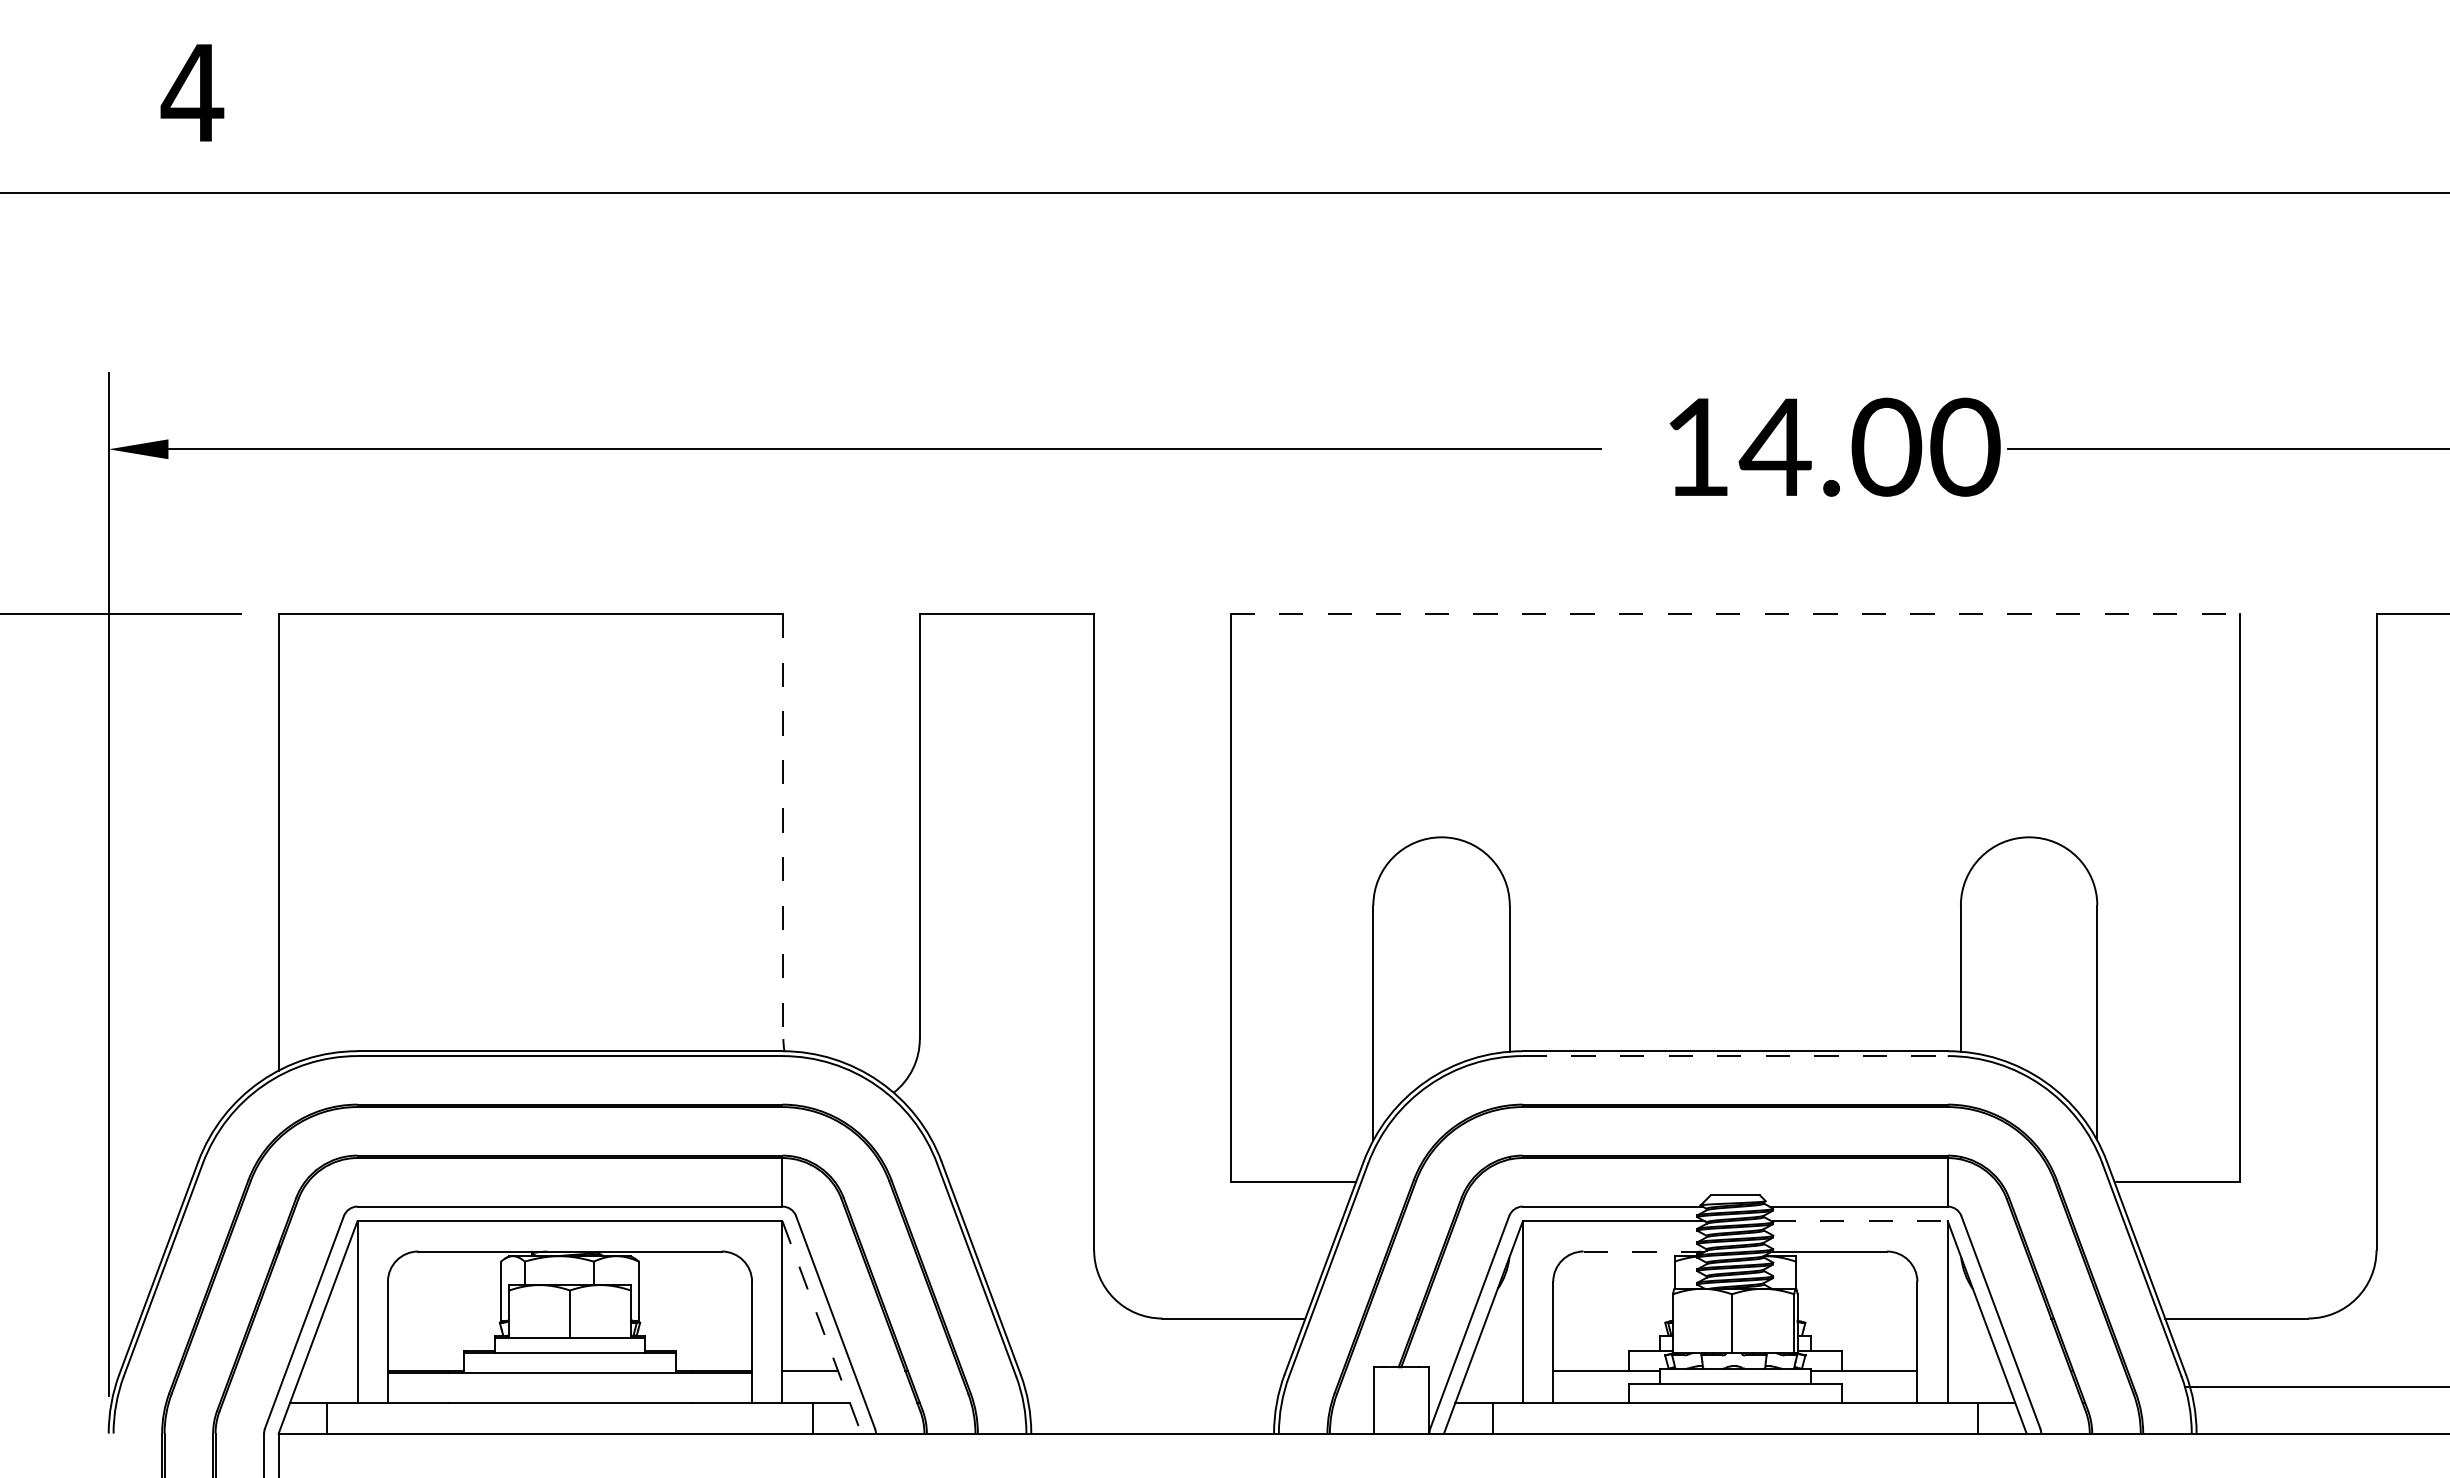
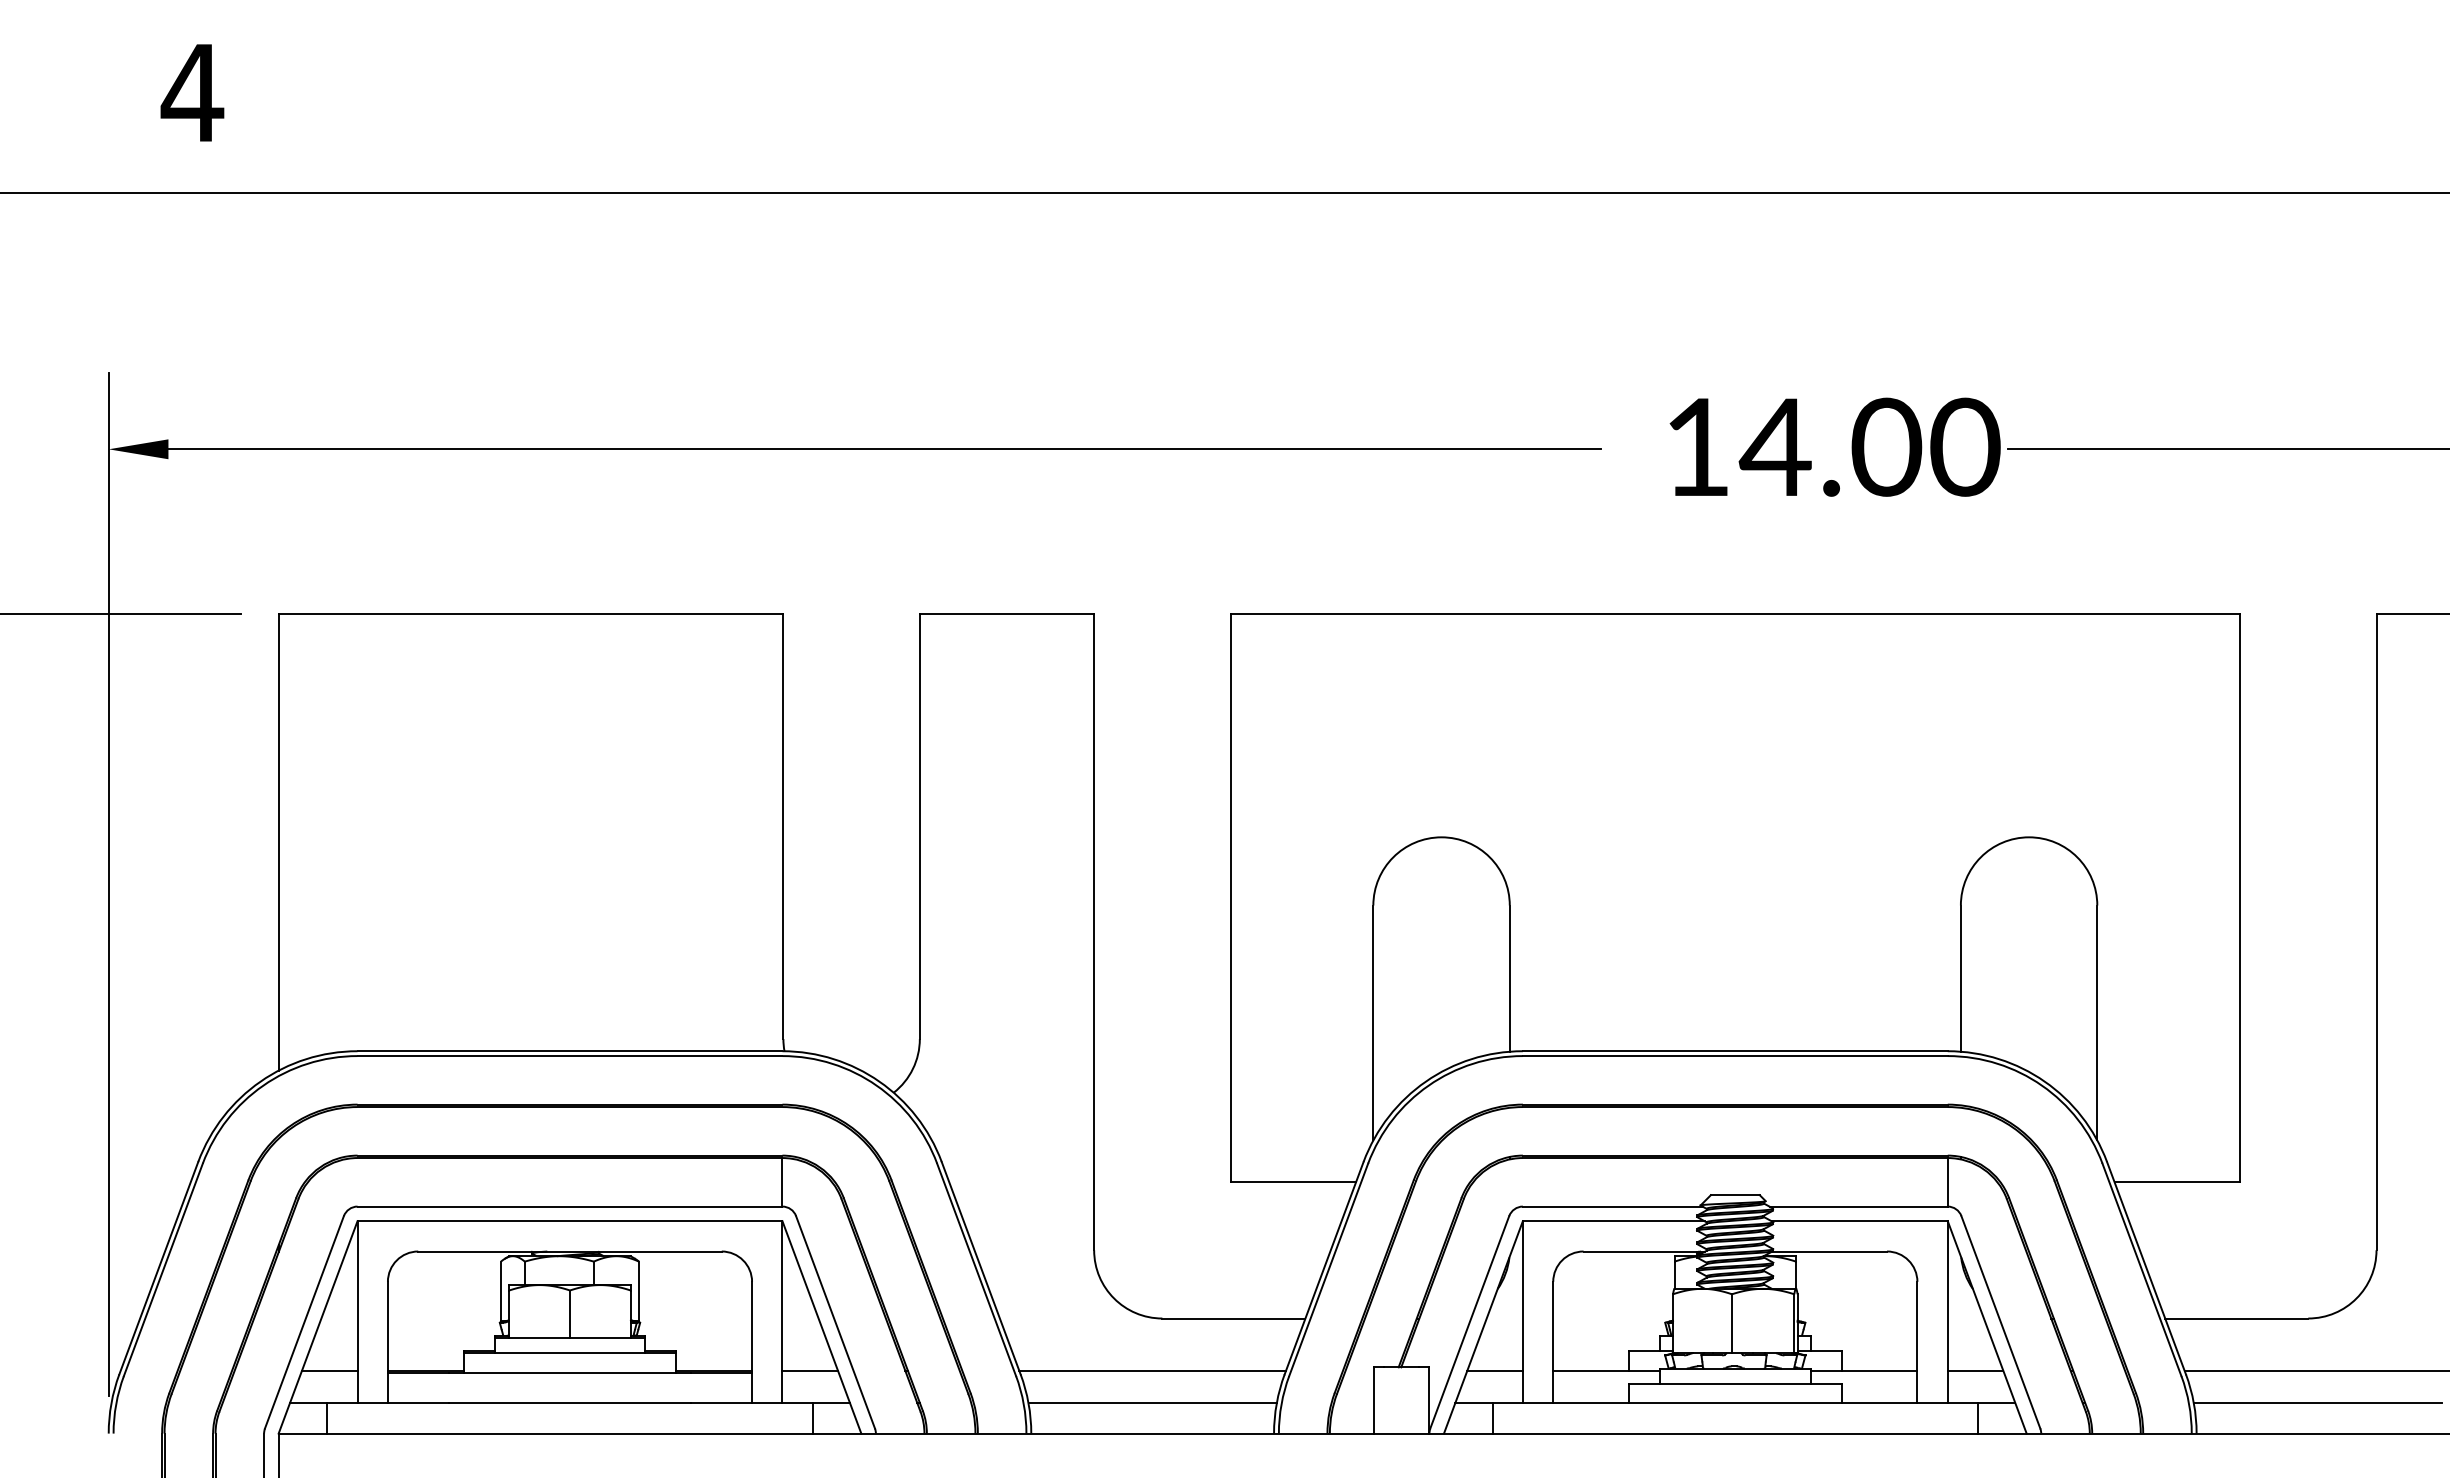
line: dashed -> solid (1735, 614)
line: dashed -> solid (783, 827)
line: dashed -> solid (1735, 1056)
line: dashed -> solid (1860, 1221)
line: dashed -> solid (1644, 1251)
line: dashed -> solid (822, 1327)
line: none -> present (329, 1370)
line: none -> present (1152, 1370)
line: none -> present (1494, 1370)
line: none -> present (1975, 1370)
line position: (2315, 1386) -> (2315, 1370) (2315, 1370)
line: none -> present (1152, 1403)
line: none -> present (2317, 1403)
